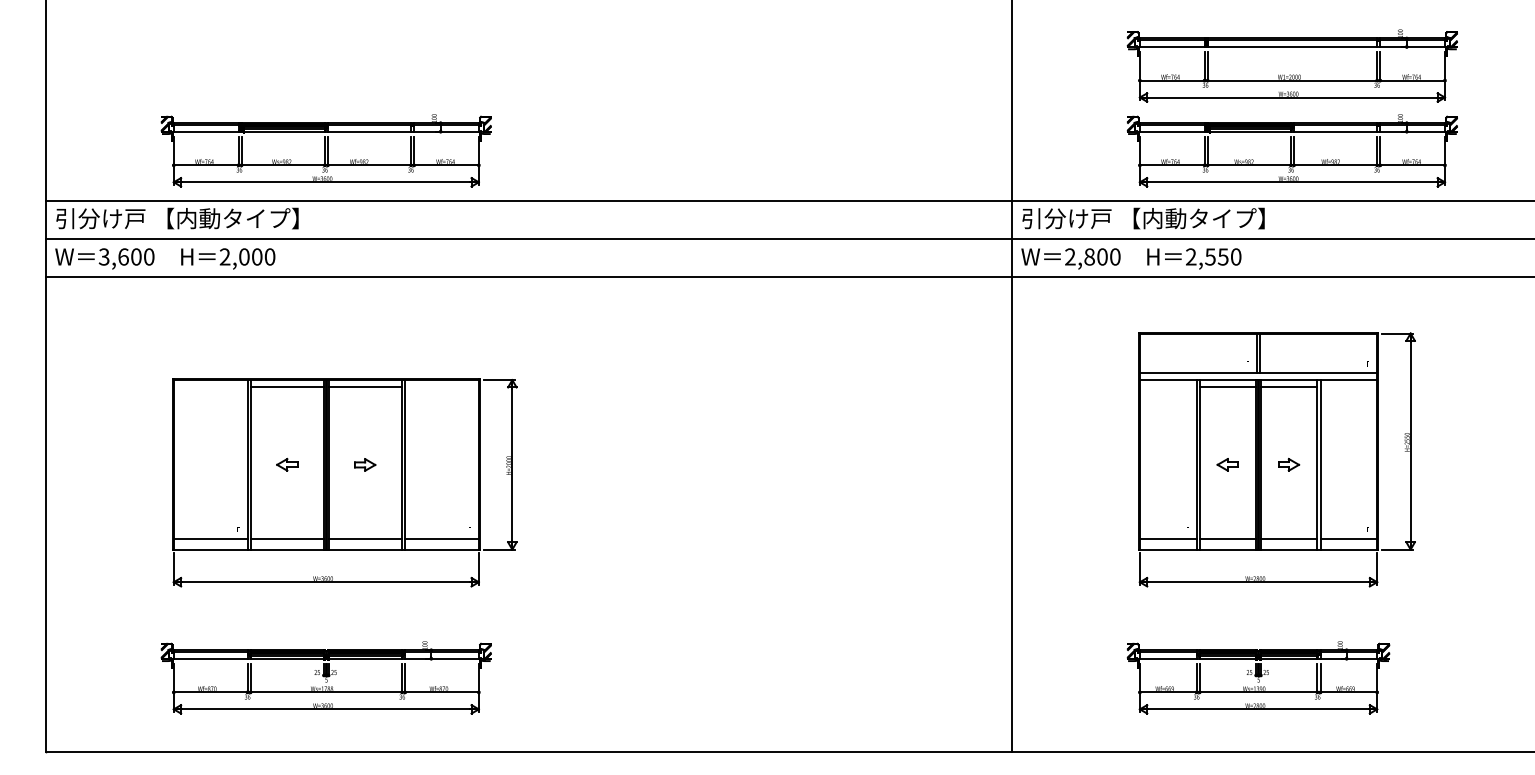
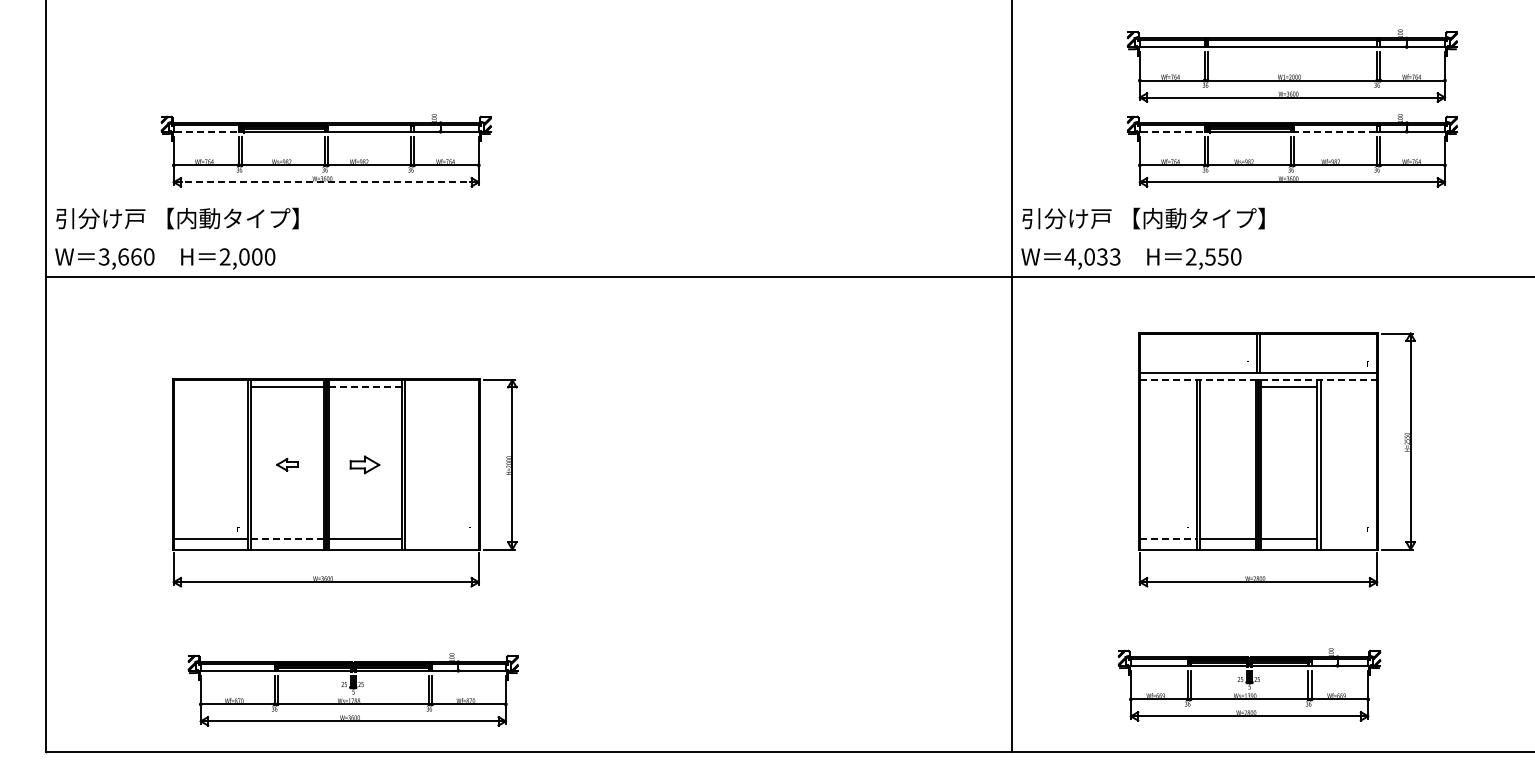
line: solid -> dashed (206, 131)
line: solid -> dashed (1172, 131)
line: solid -> dashed (1335, 131)
line: solid -> dashed (326, 182)
line: present -> none (788, 200)
line: present -> none (788, 239)
text: 3,600 -> 3,660 (136, 256)
text: 2,800 -> 4,033 (1092, 256)
line: solid -> dashed (1258, 380)
line: solid -> dashed (365, 386)
line: present -> none (1227, 386)
part size: 23x14 px -> 32x20 px (364, 464)
part: present -> none (1227, 464)
part: present -> none (1289, 464)
line: solid -> dashed (287, 539)
line: present -> none (441, 539)
line: solid -> dashed (1168, 539)
line: present -> none (1348, 539)
part position: (325, 677) -> (352, 689) (352, 689)
part position: (1258, 677) -> (1249, 684) (1249, 684)
